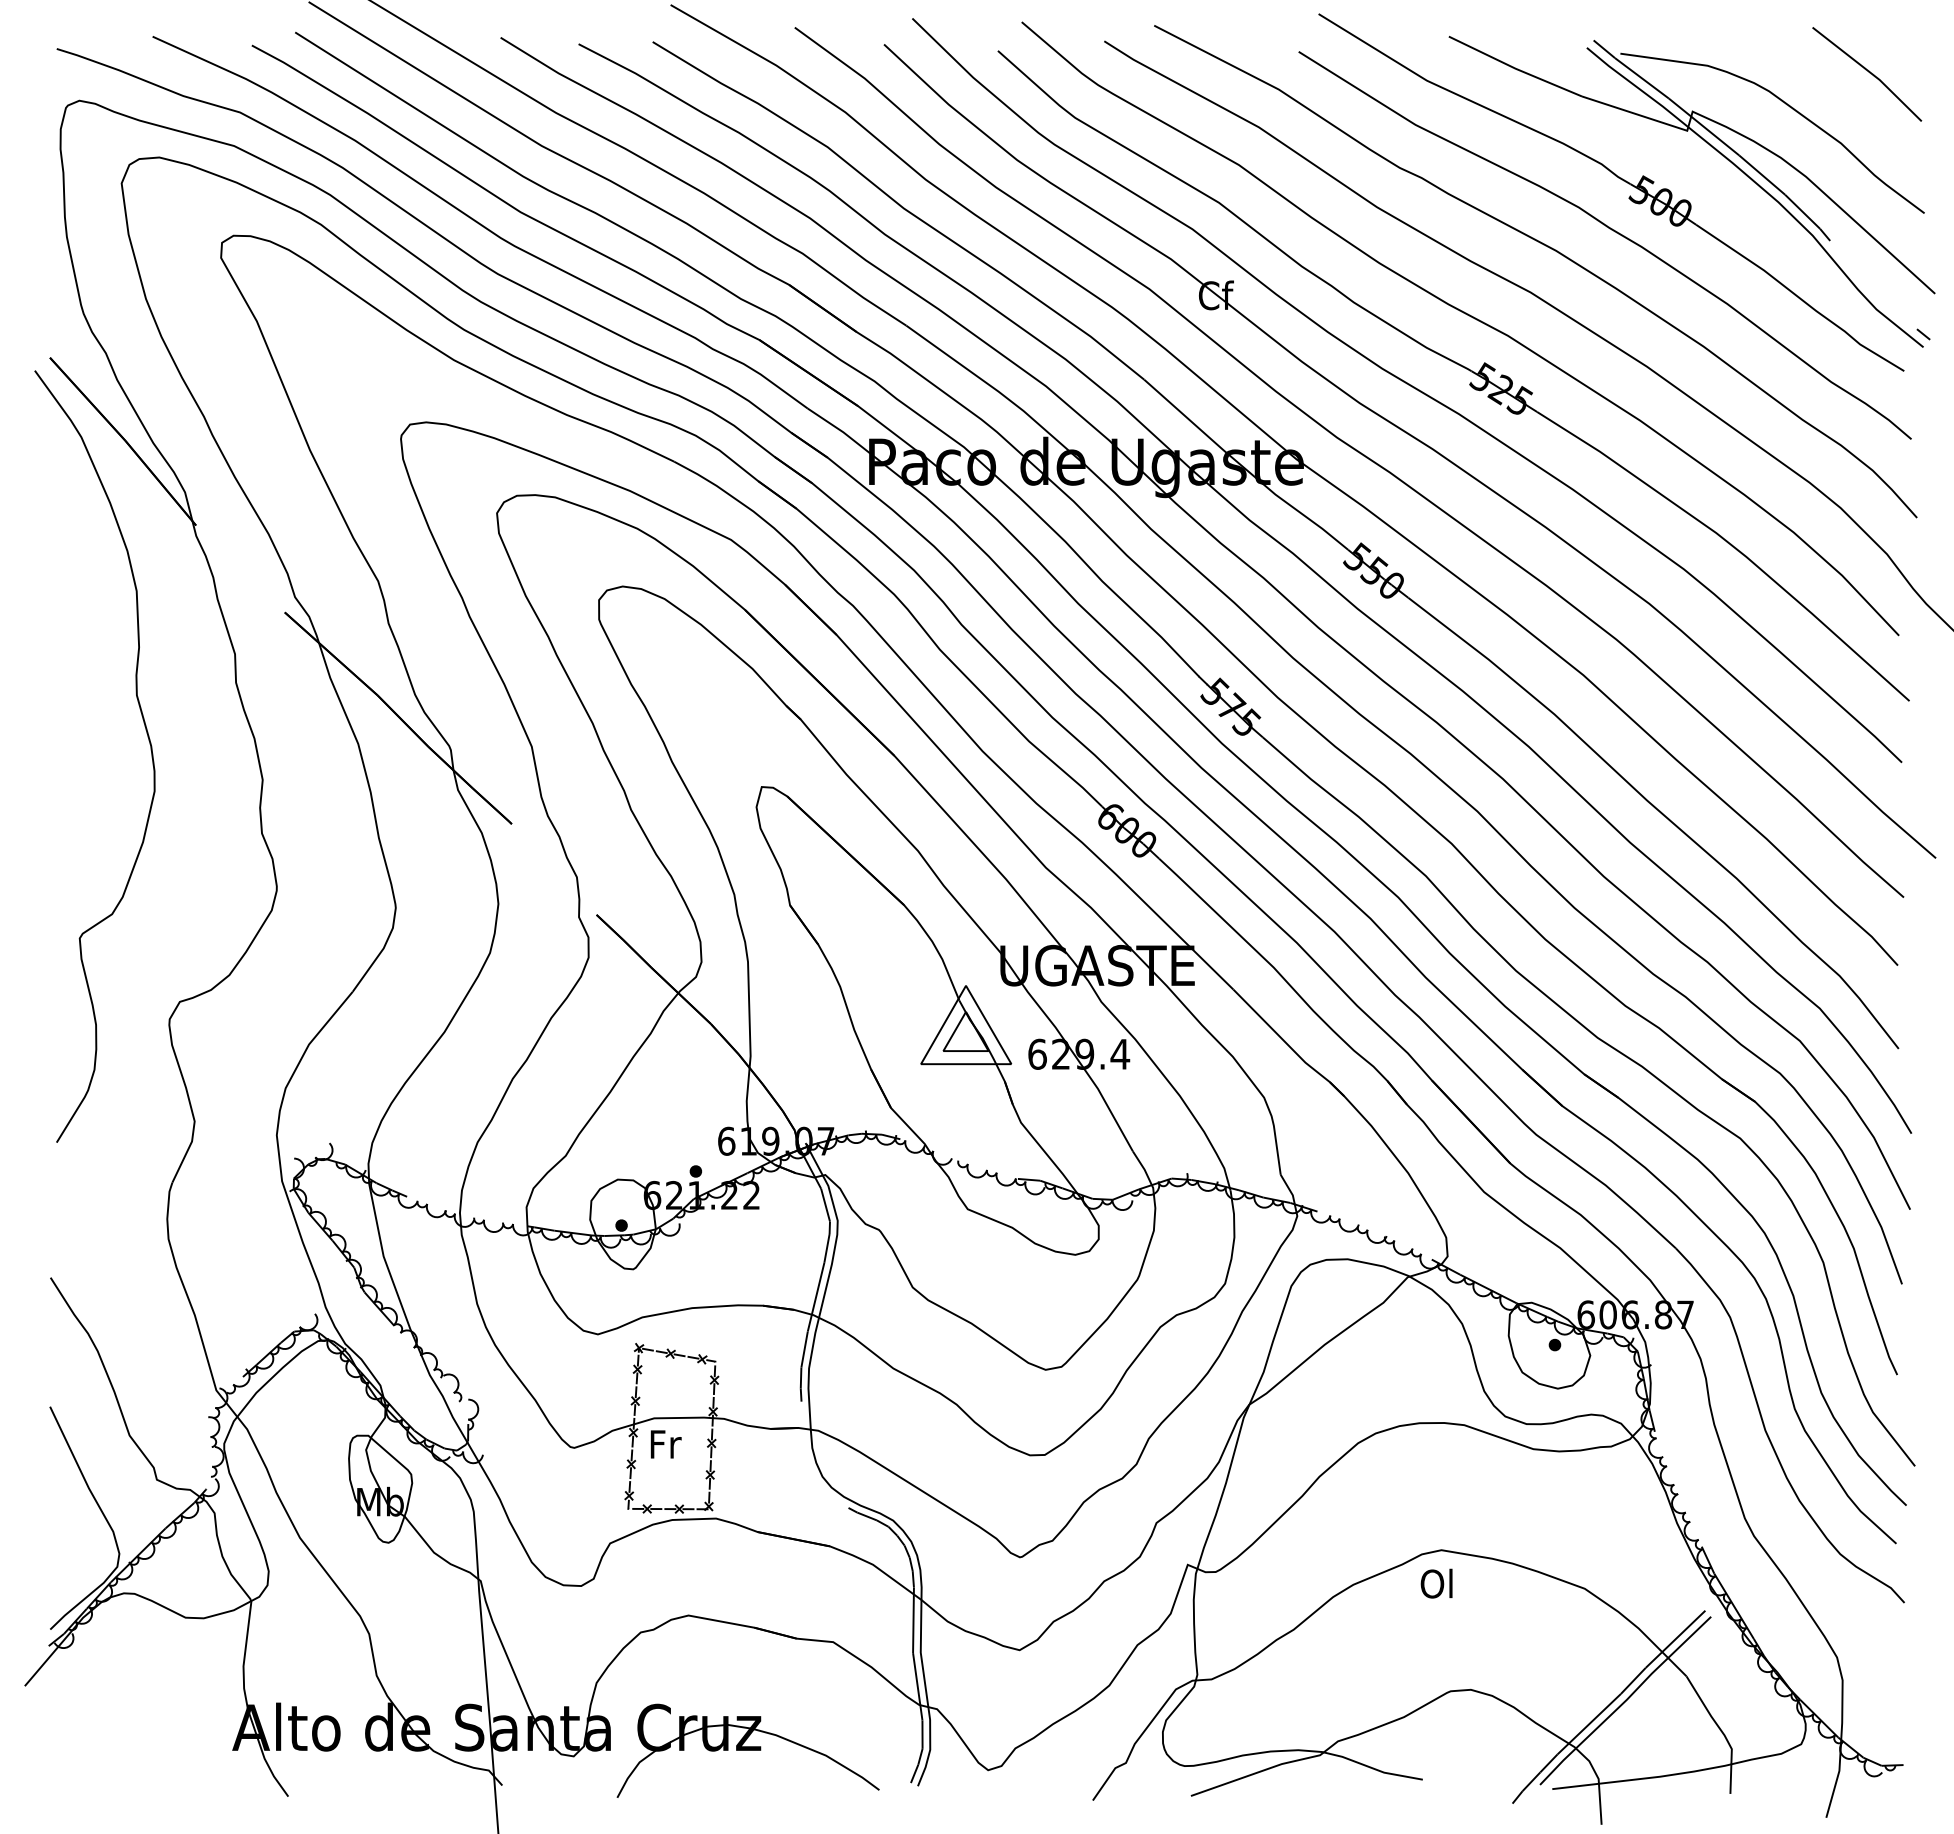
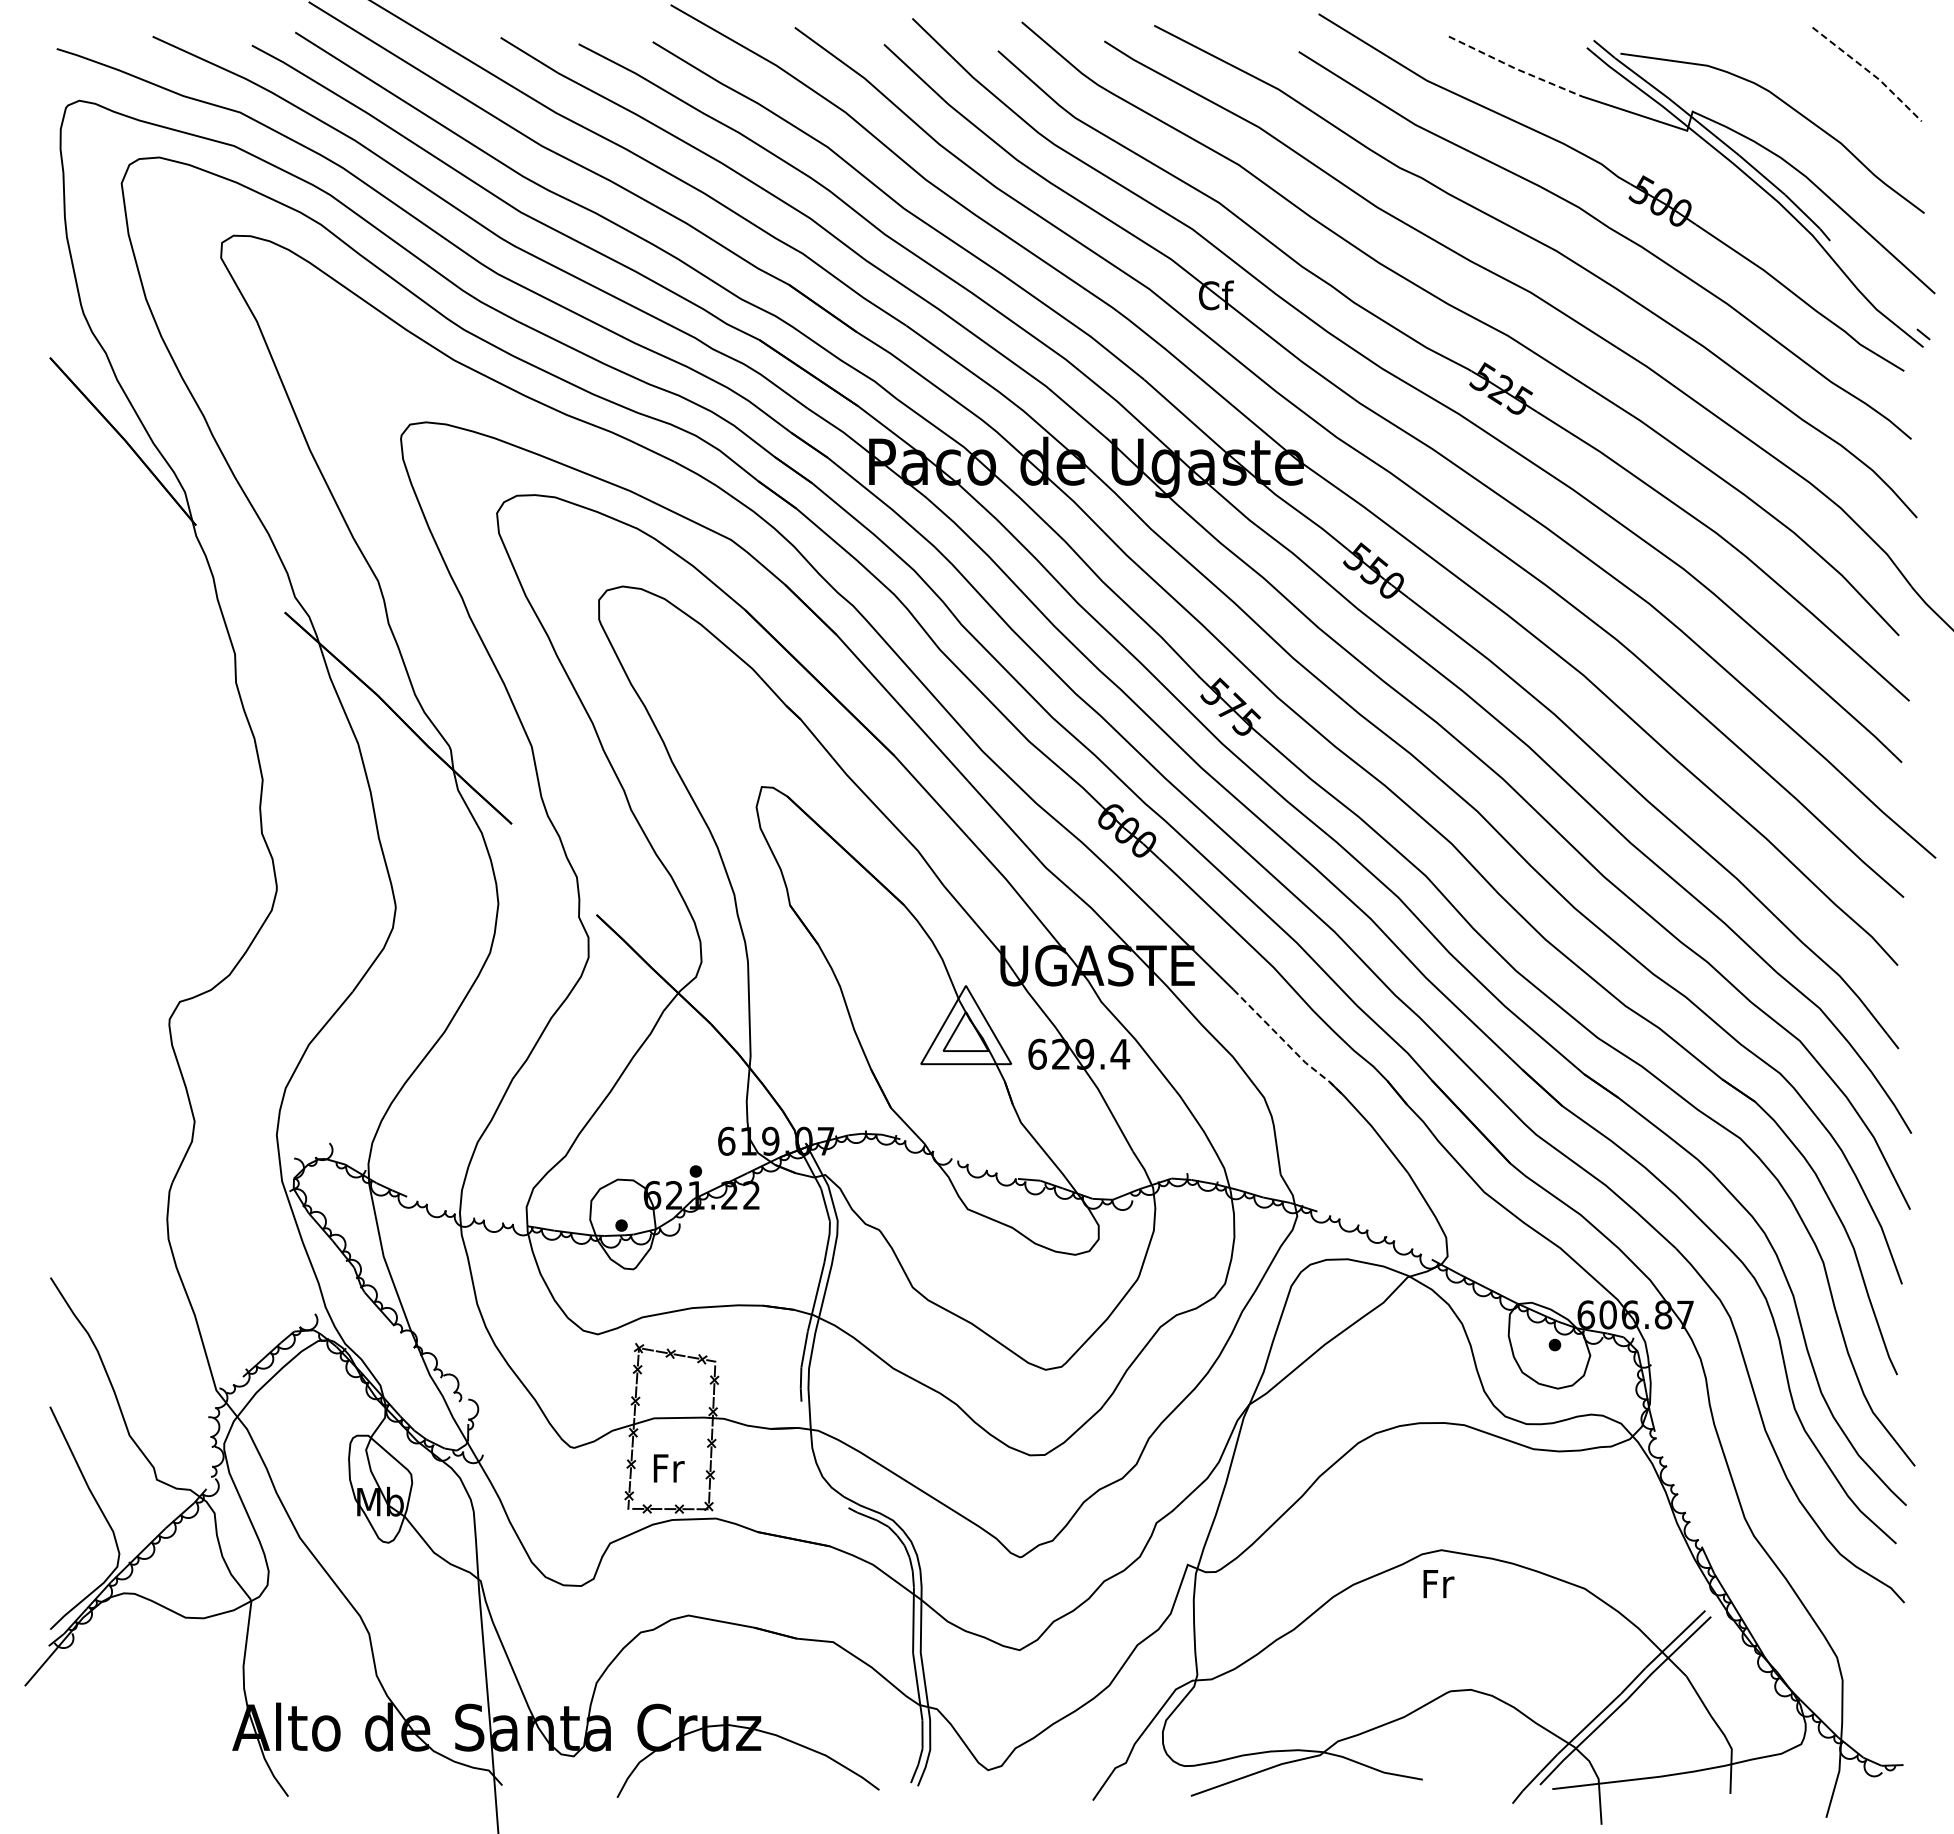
line: solid -> dashed (1515, 68)
line: solid -> dashed (1869, 72)
curve: present -> none (149, 744)
line: solid -> dashed (1288, 1045)
text position: (665, 1444) -> (668, 1468) (668, 1468)
text: Ol -> Fr (1437, 1583)
